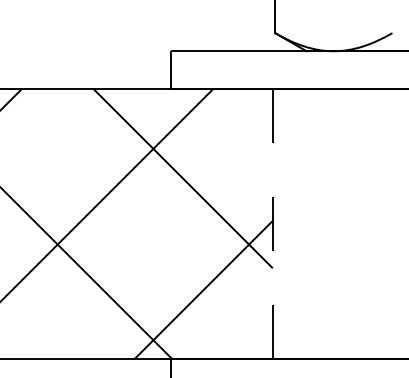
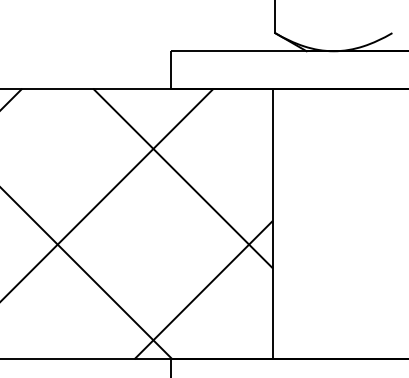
line: dashed -> solid (272, 223)
